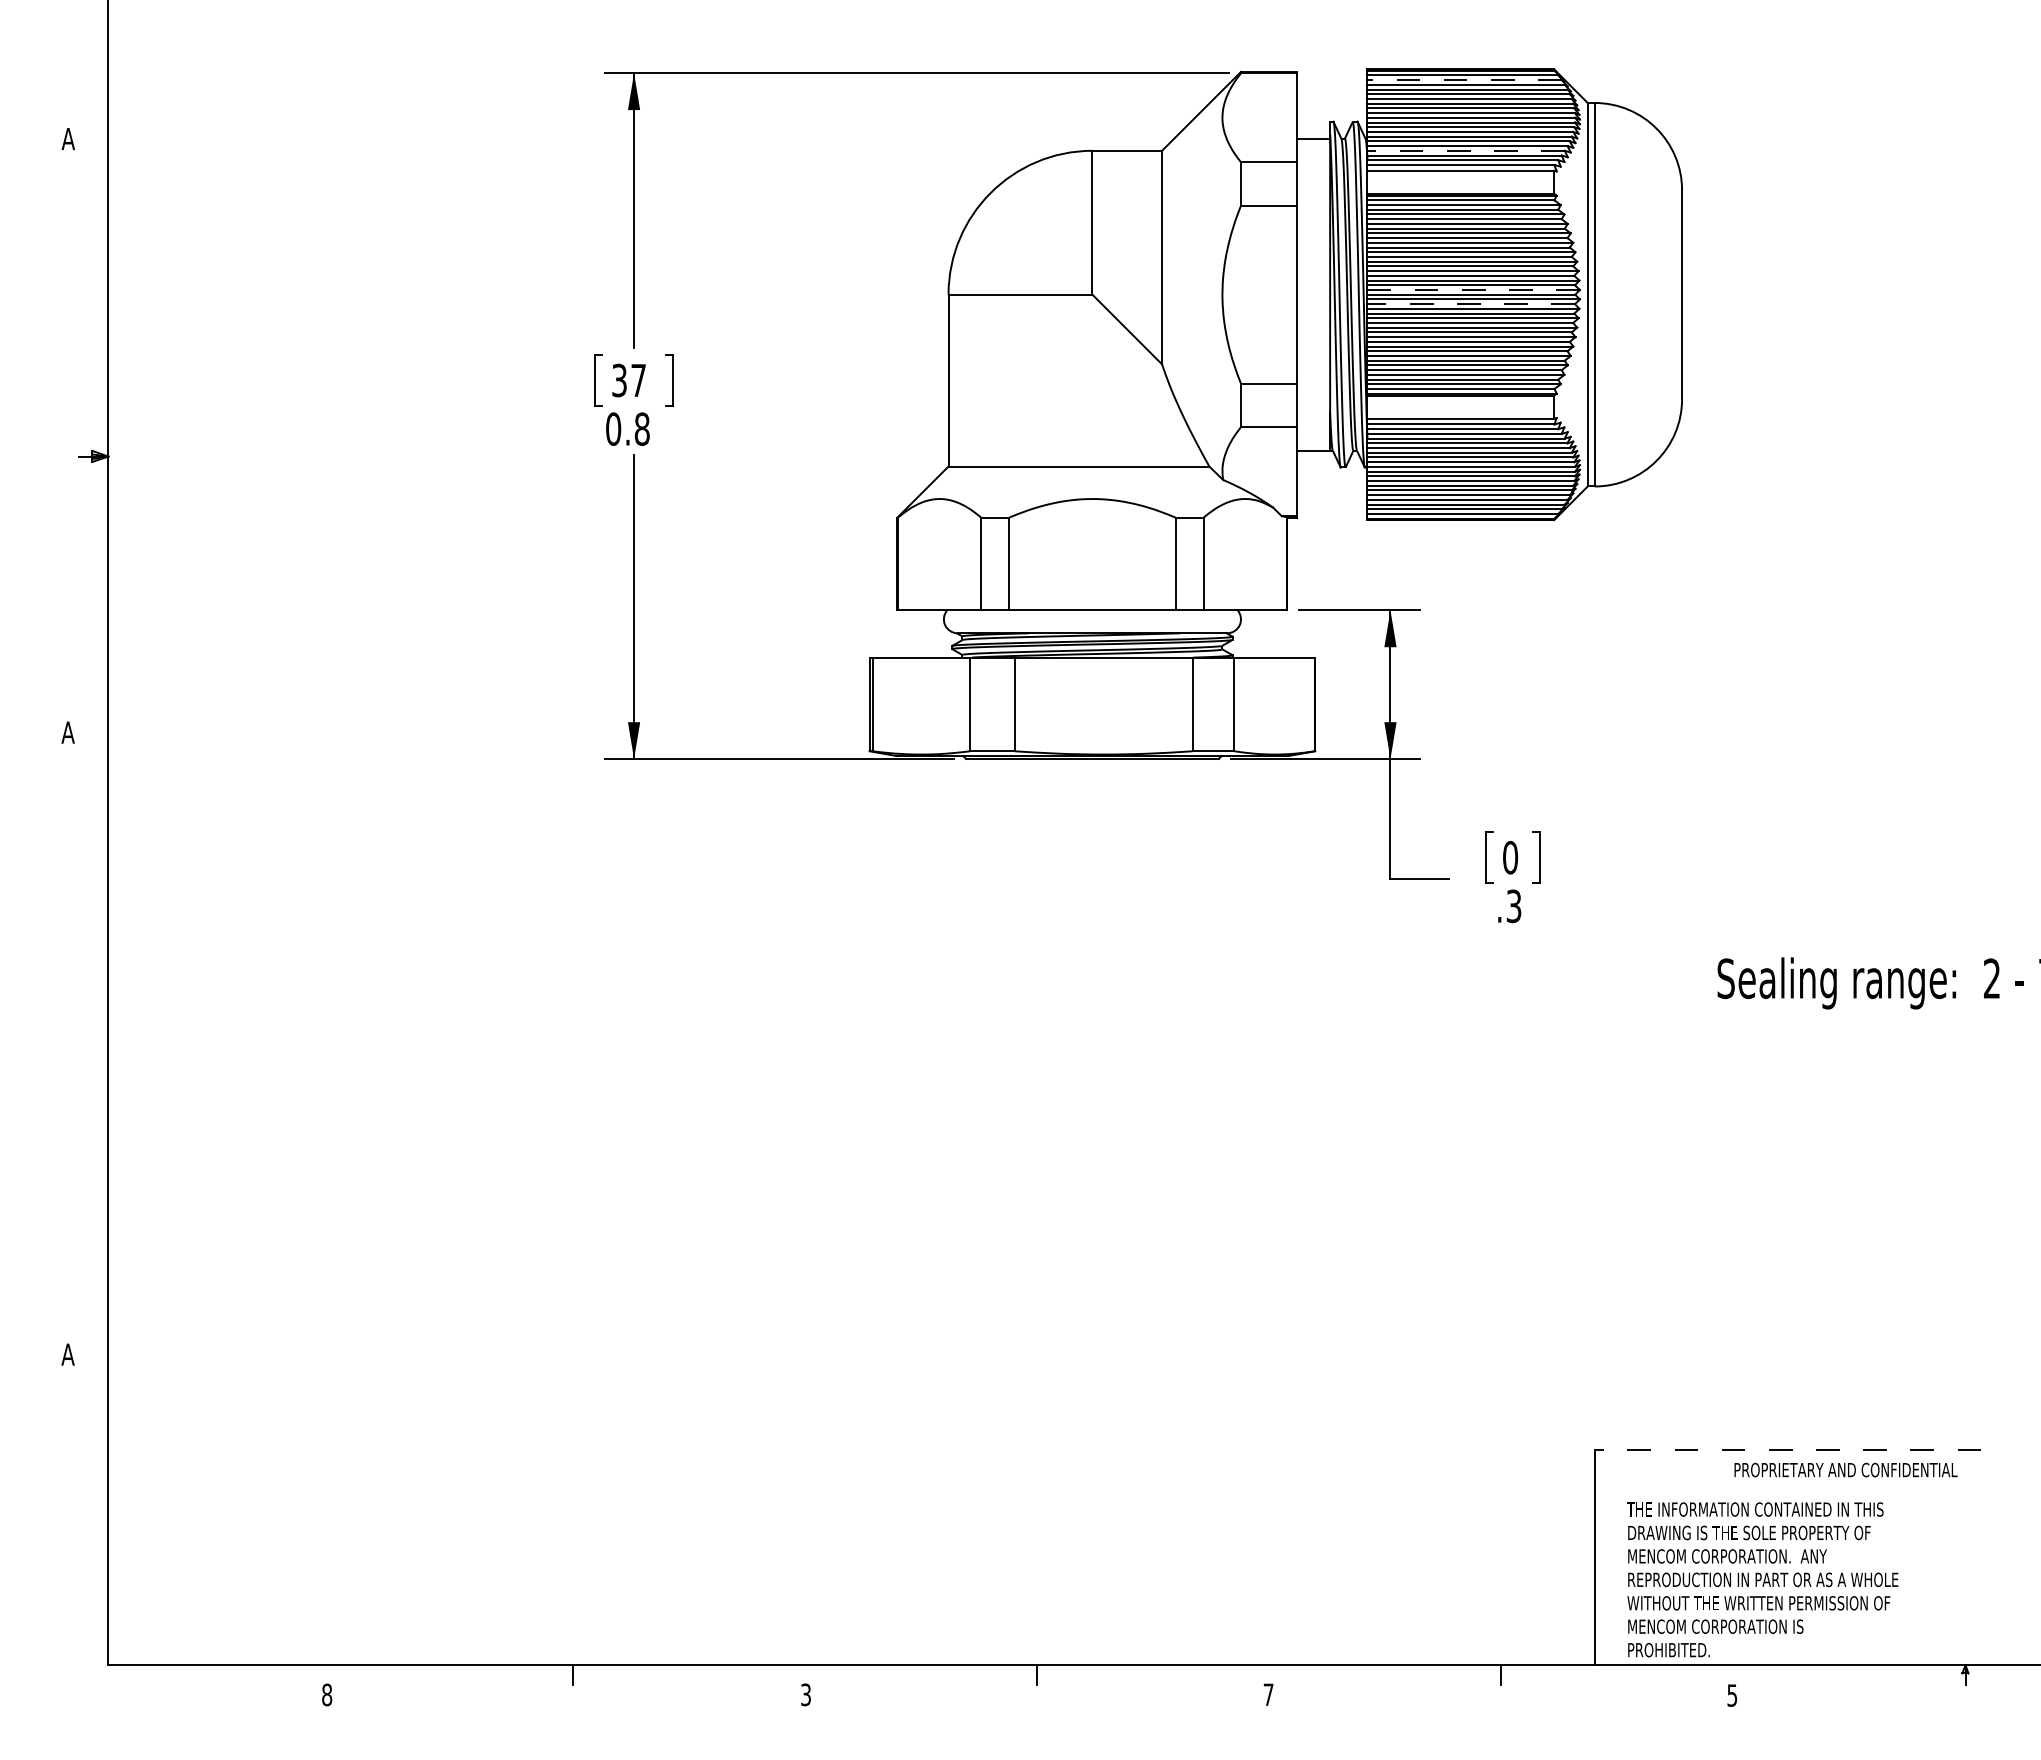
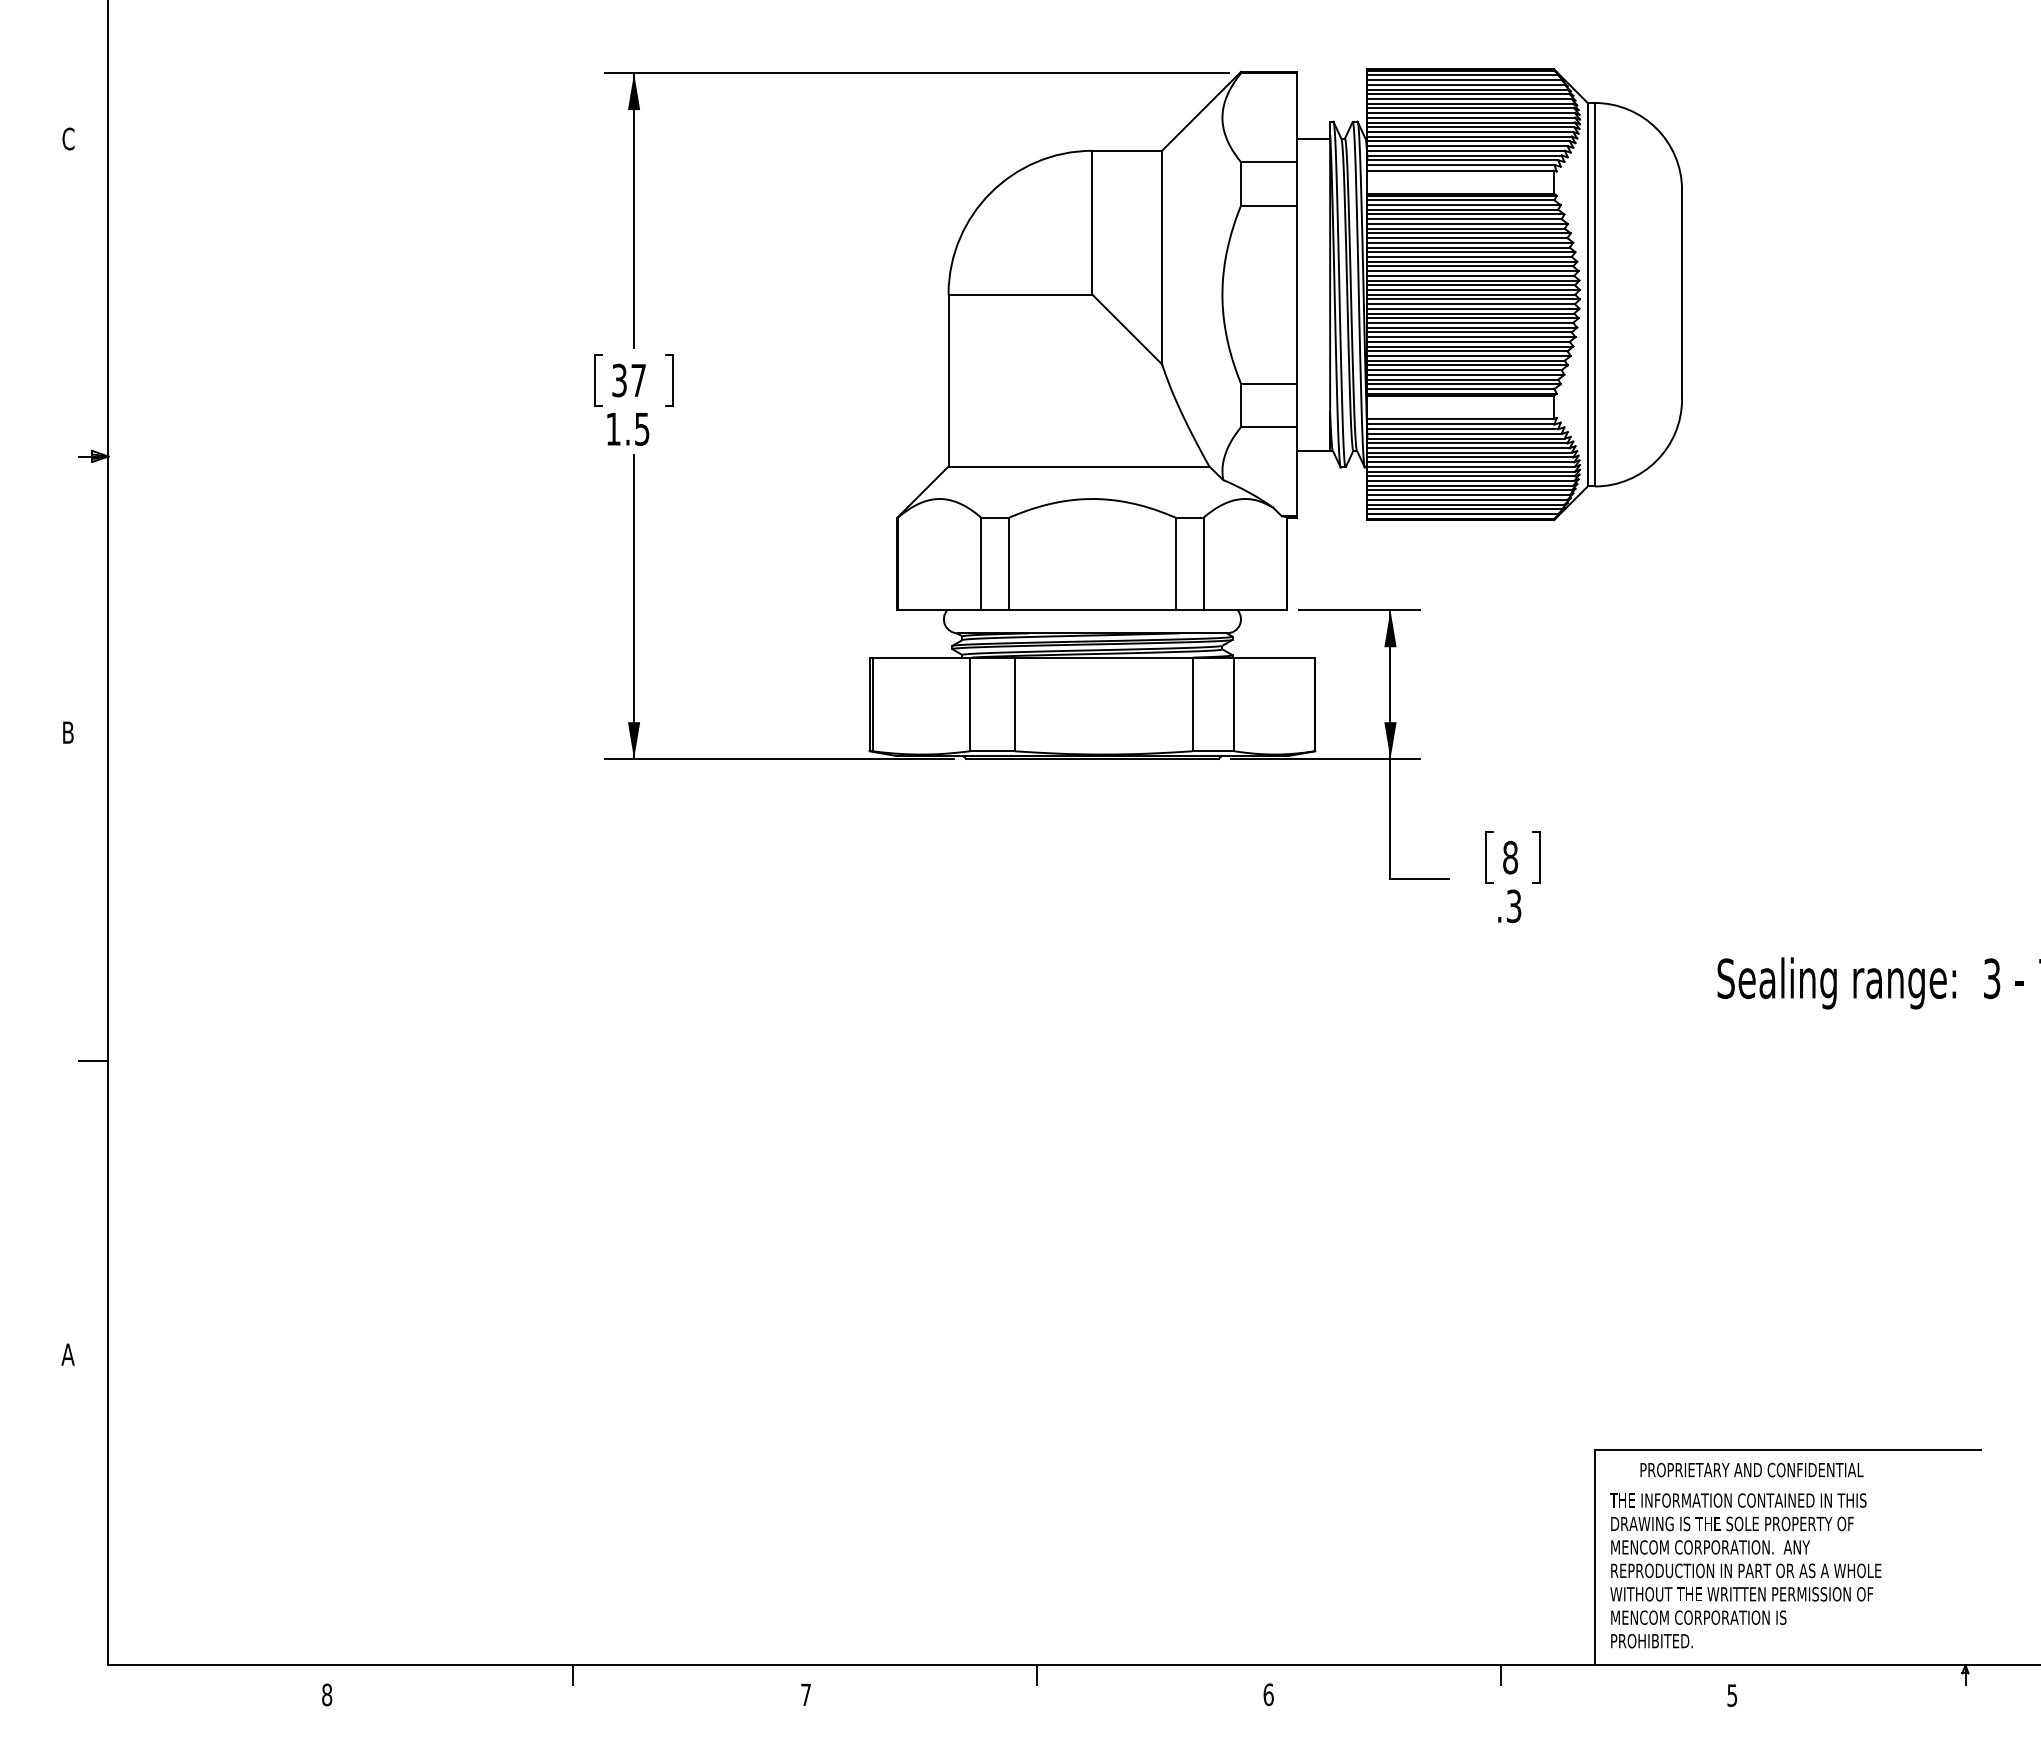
line: dashed -> solid (1464, 80)
text: A -> C (67, 138)
line: dashed -> solid (1466, 150)
line: dashed -> solid (1473, 289)
line: dashed -> solid (1471, 304)
text: 0.8 -> 1.5 (627, 428)
text: A -> B (67, 732)
text: 0 -> 8 (1510, 857)
text: 2 -> 3 (1992, 978)
line: none -> present (93, 1060)
line: dashed -> solid (1787, 1449)
text position: (1845, 1469) -> (1751, 1469) (1751, 1469)
text position: (1762, 1579) -> (1745, 1570) (1745, 1570)
text: 3 -> 7 (805, 1694)
text: 7 -> 6 (1268, 1694)
